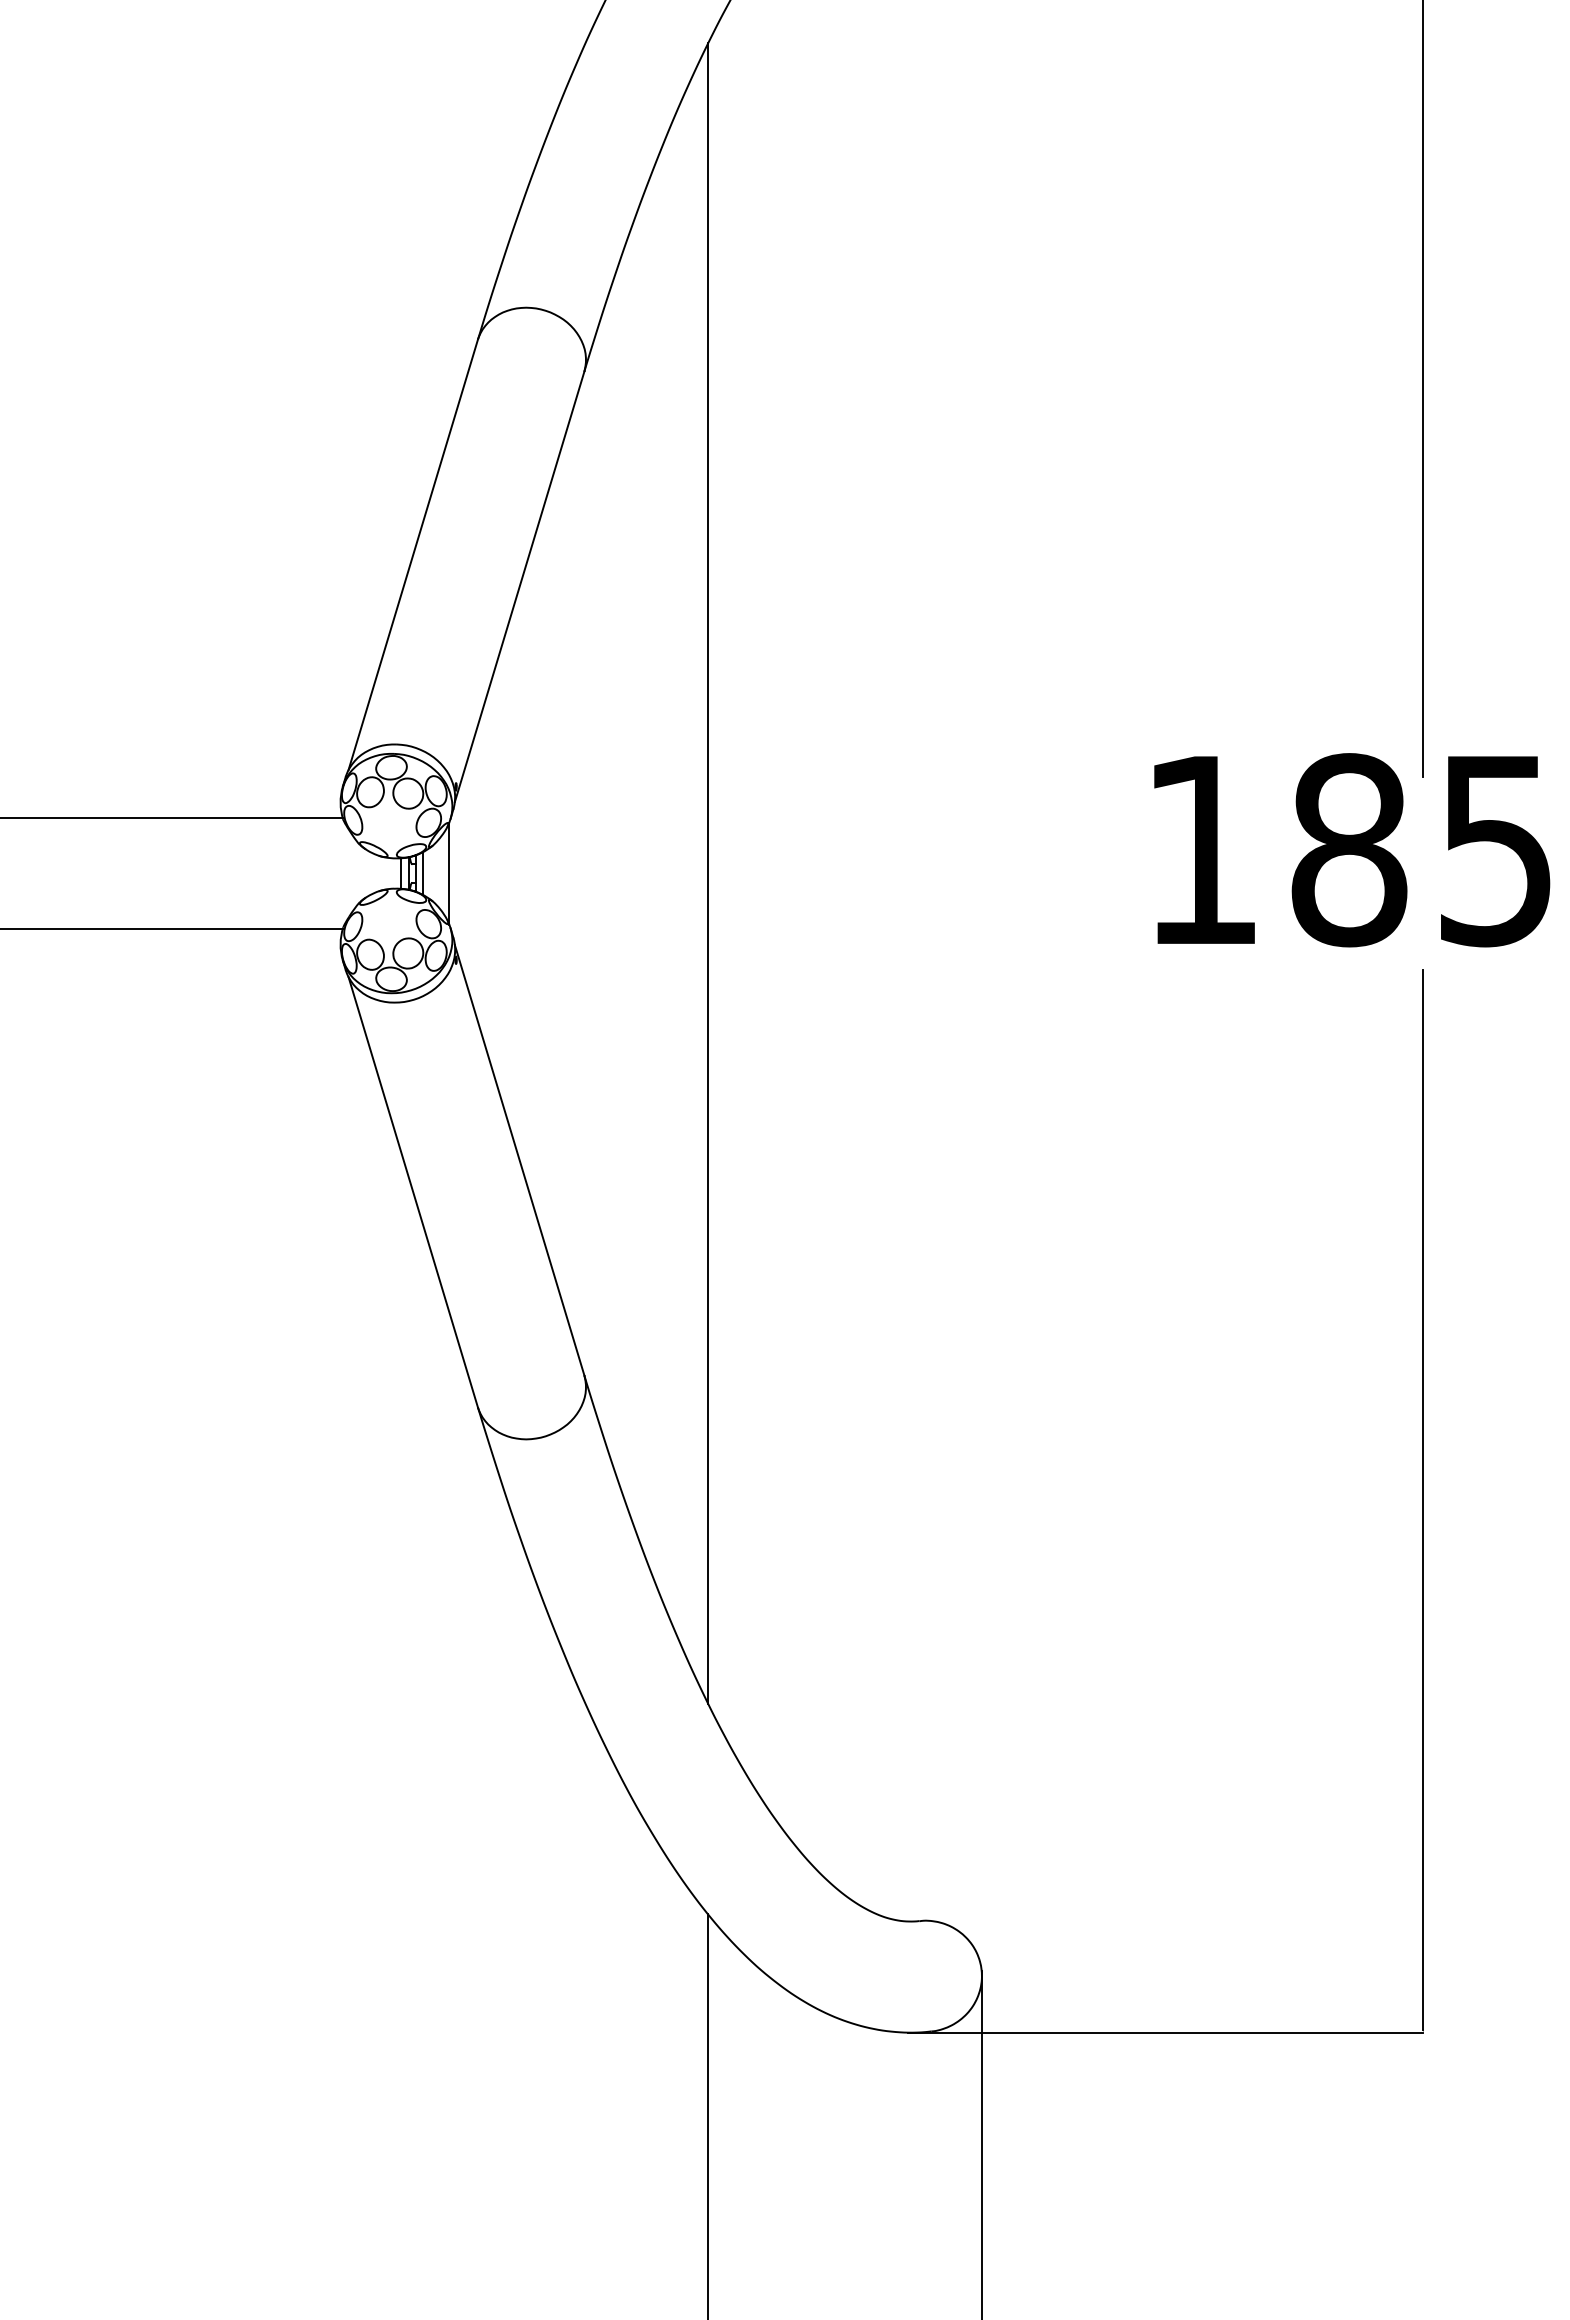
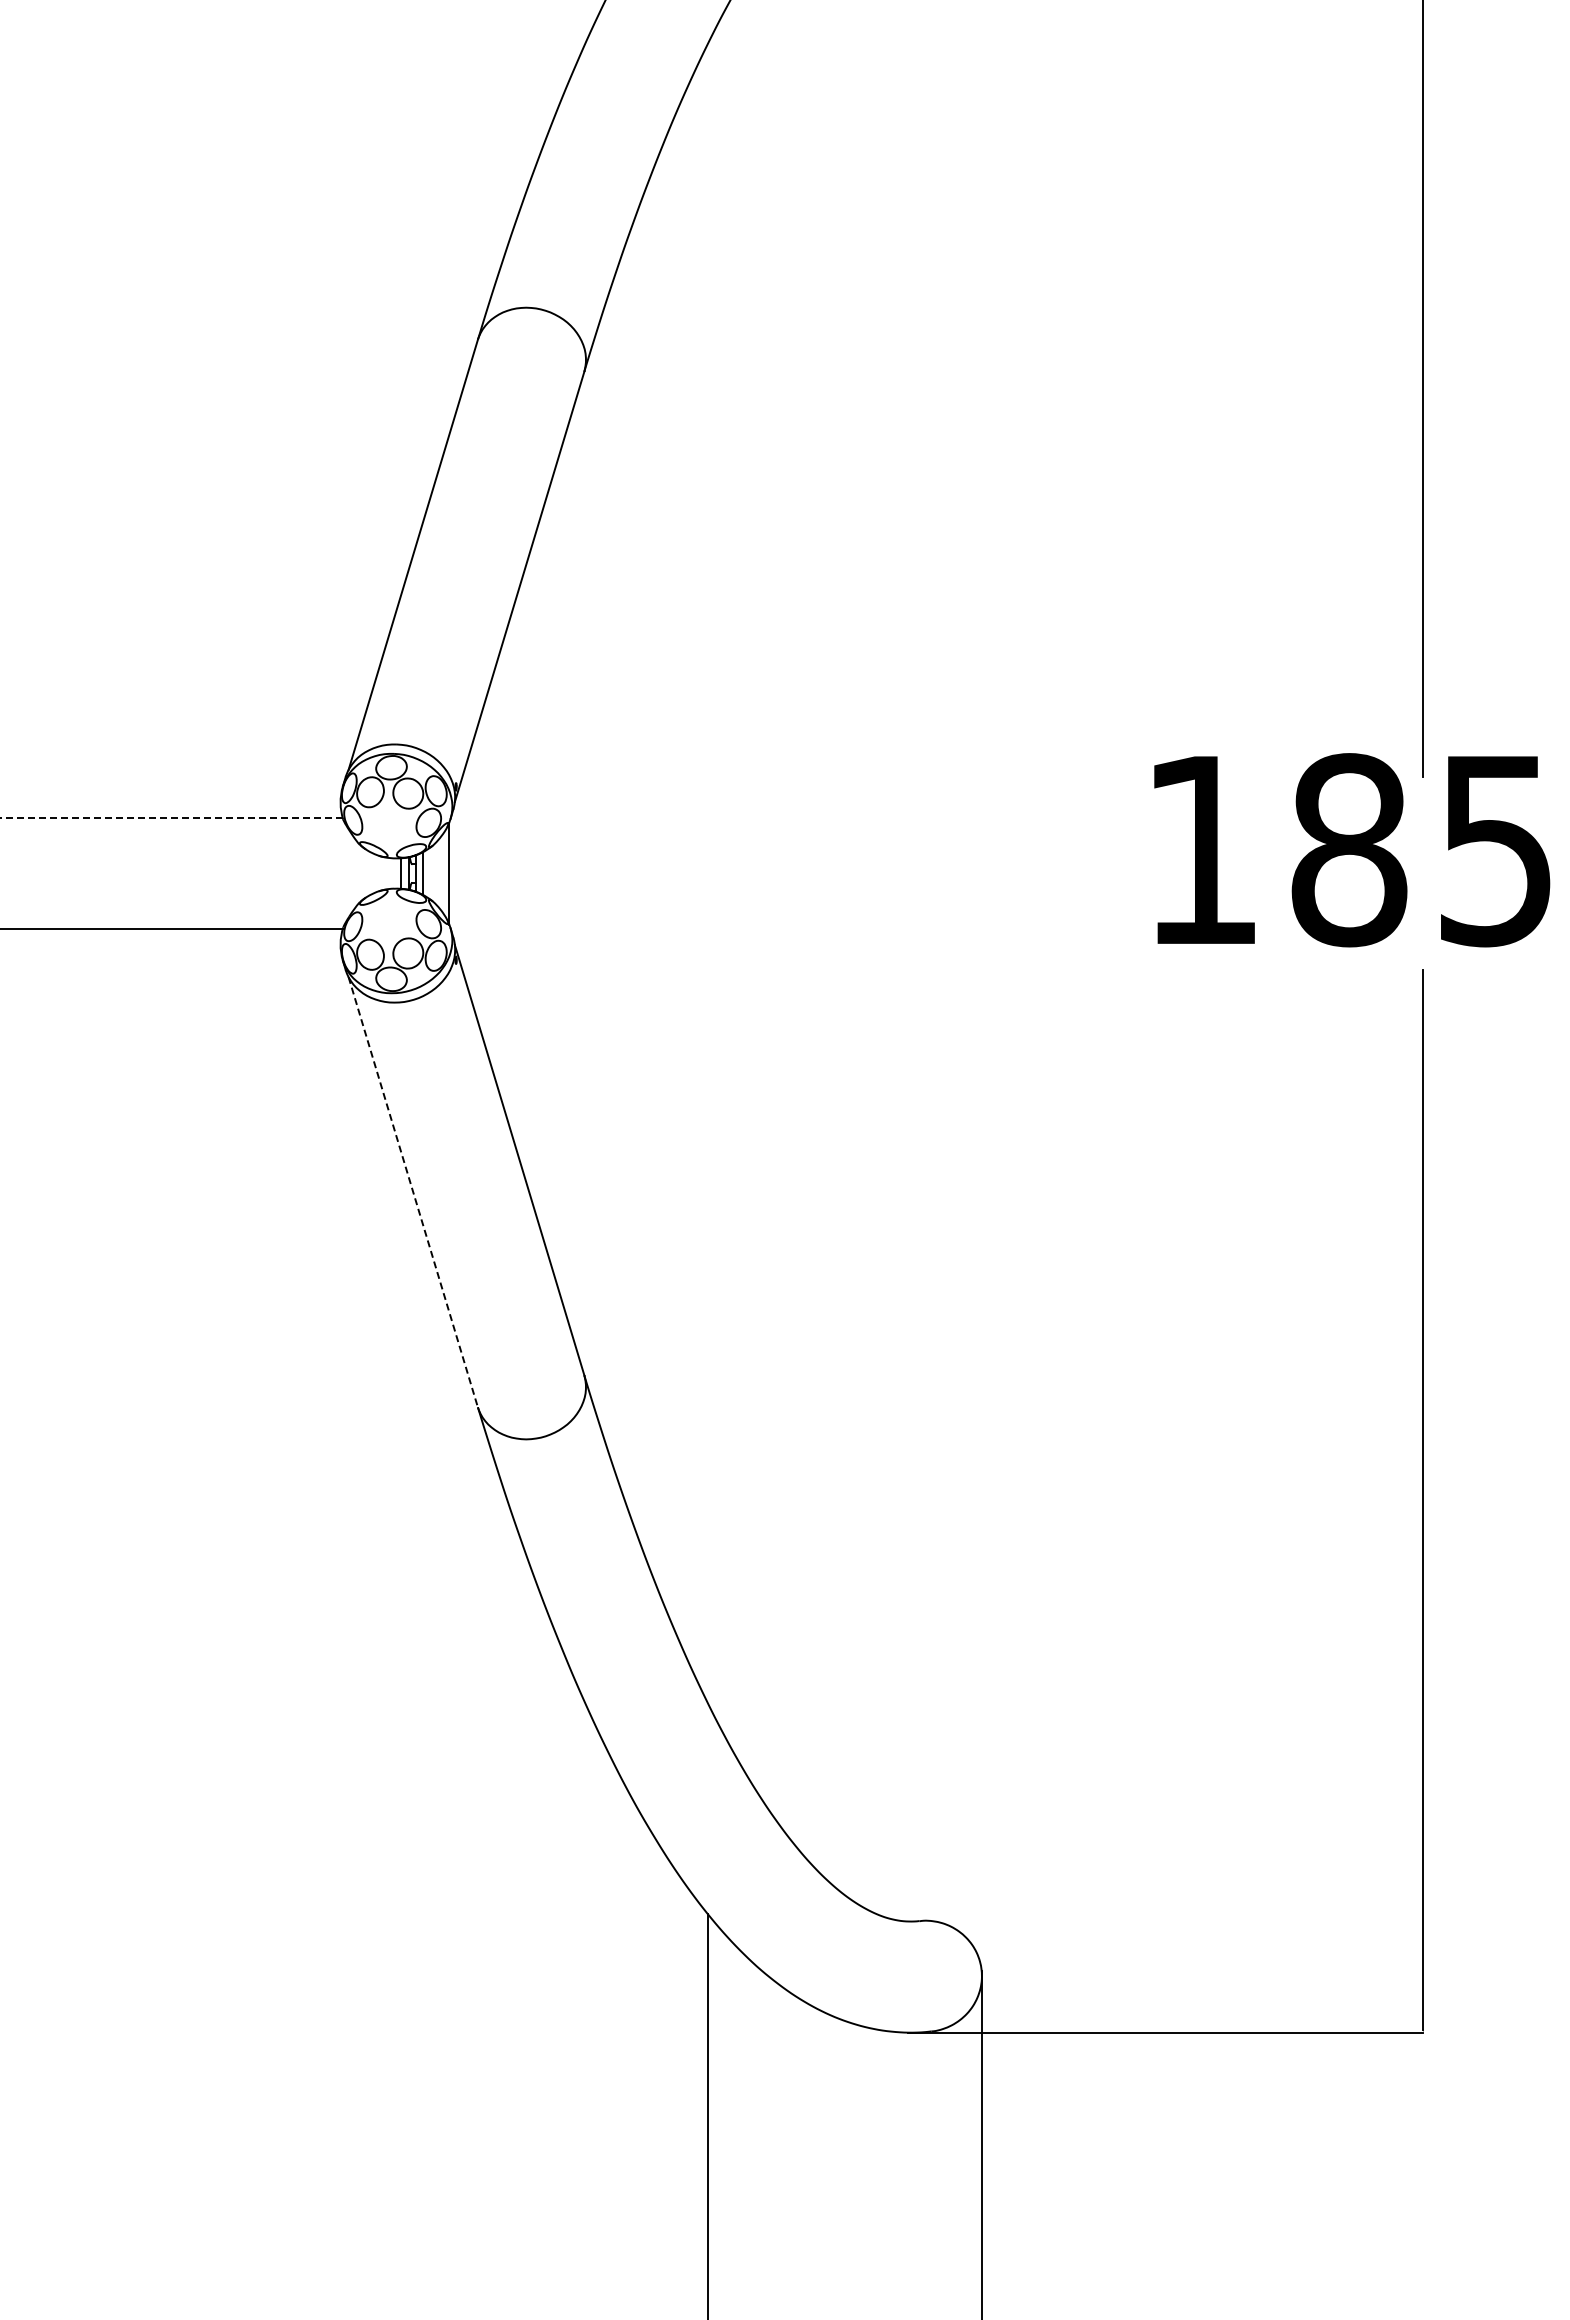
line: solid -> dashed (171, 817)
line: present -> none (708, 873)
line: solid -> dashed (413, 1192)
